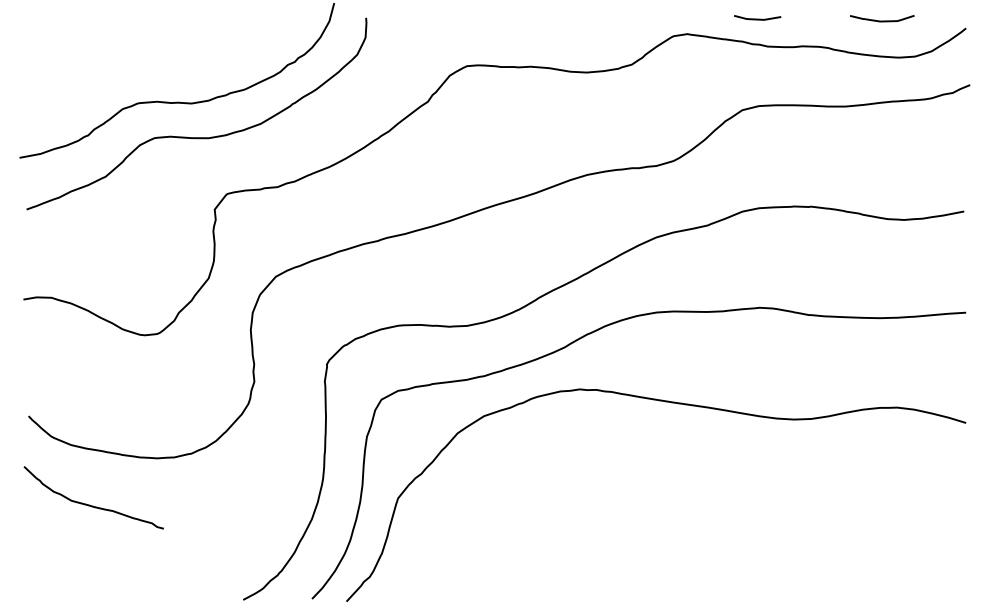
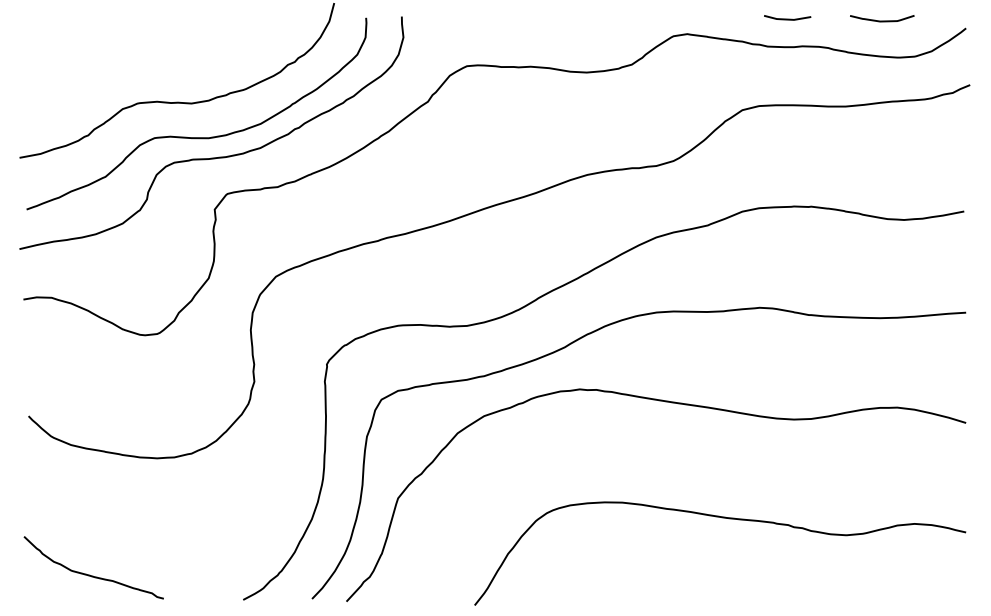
line position: (757, 18) -> (787, 18) (787, 18)
curve: none -> present (218, 156)
curve position: (93, 505) -> (93, 575) (93, 575)
curve: none -> present (722, 518)
